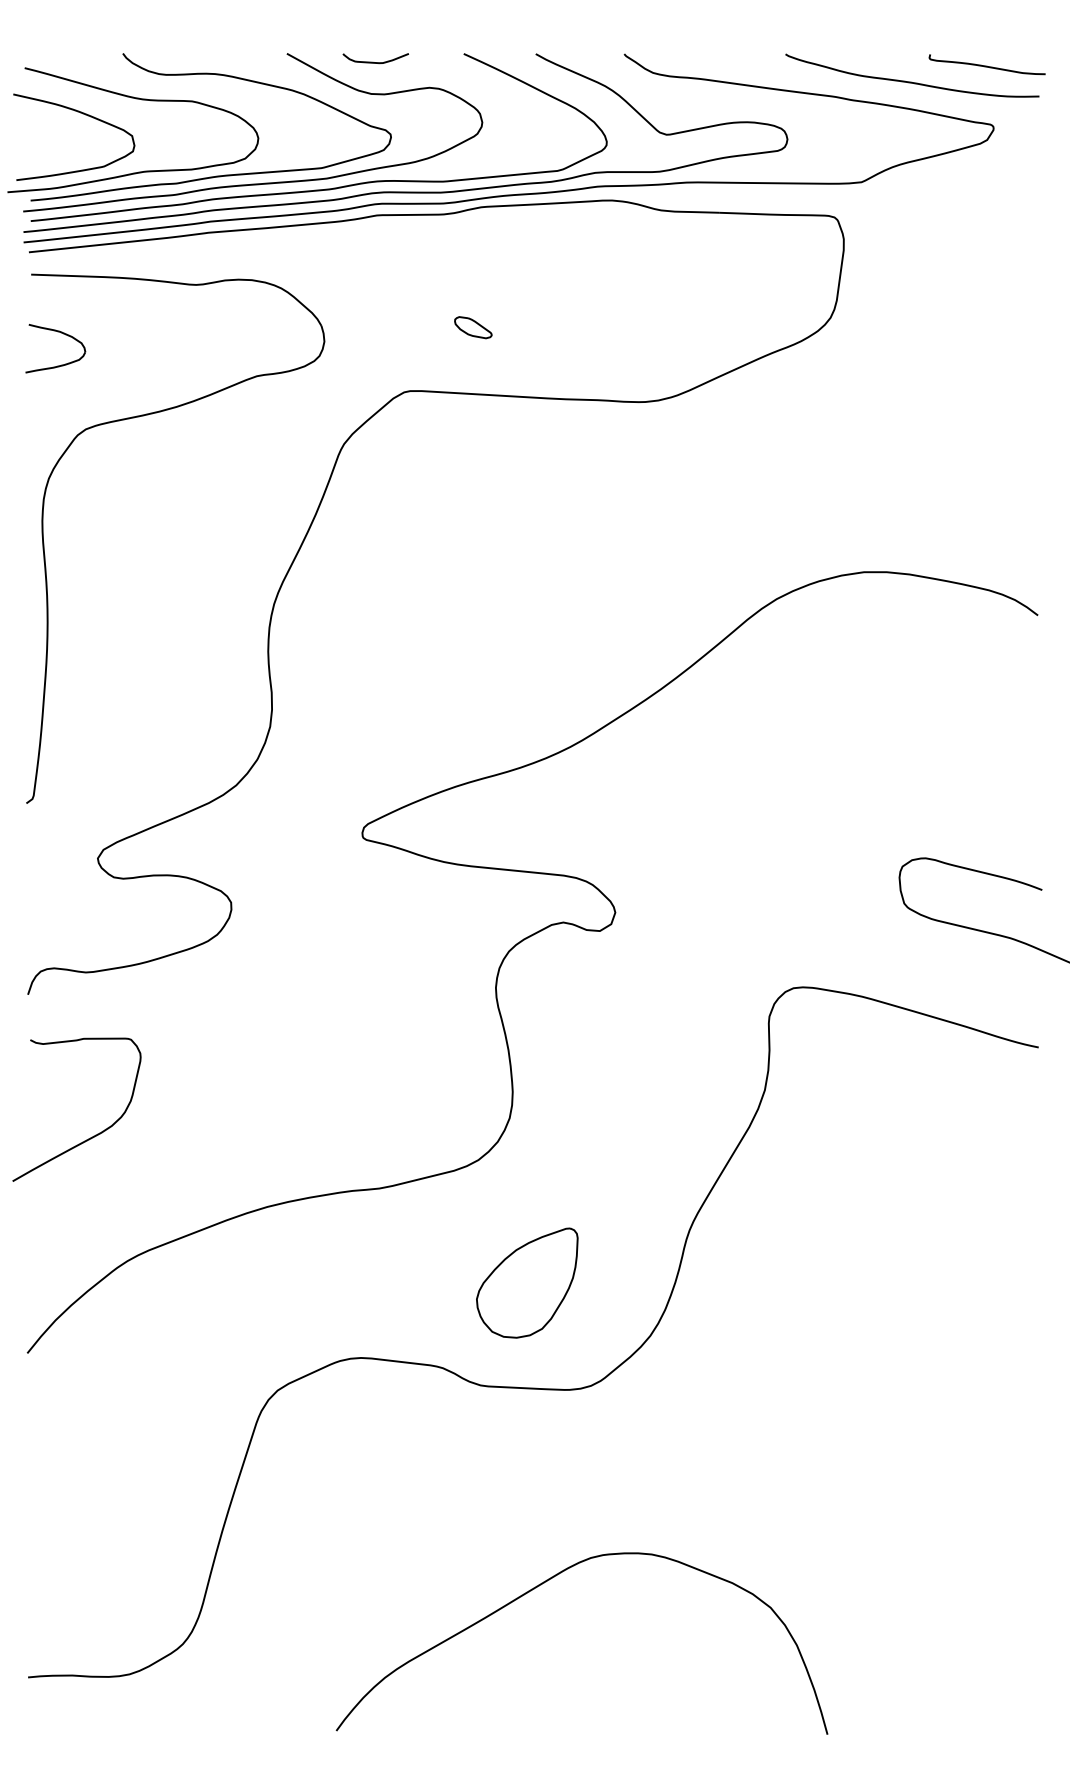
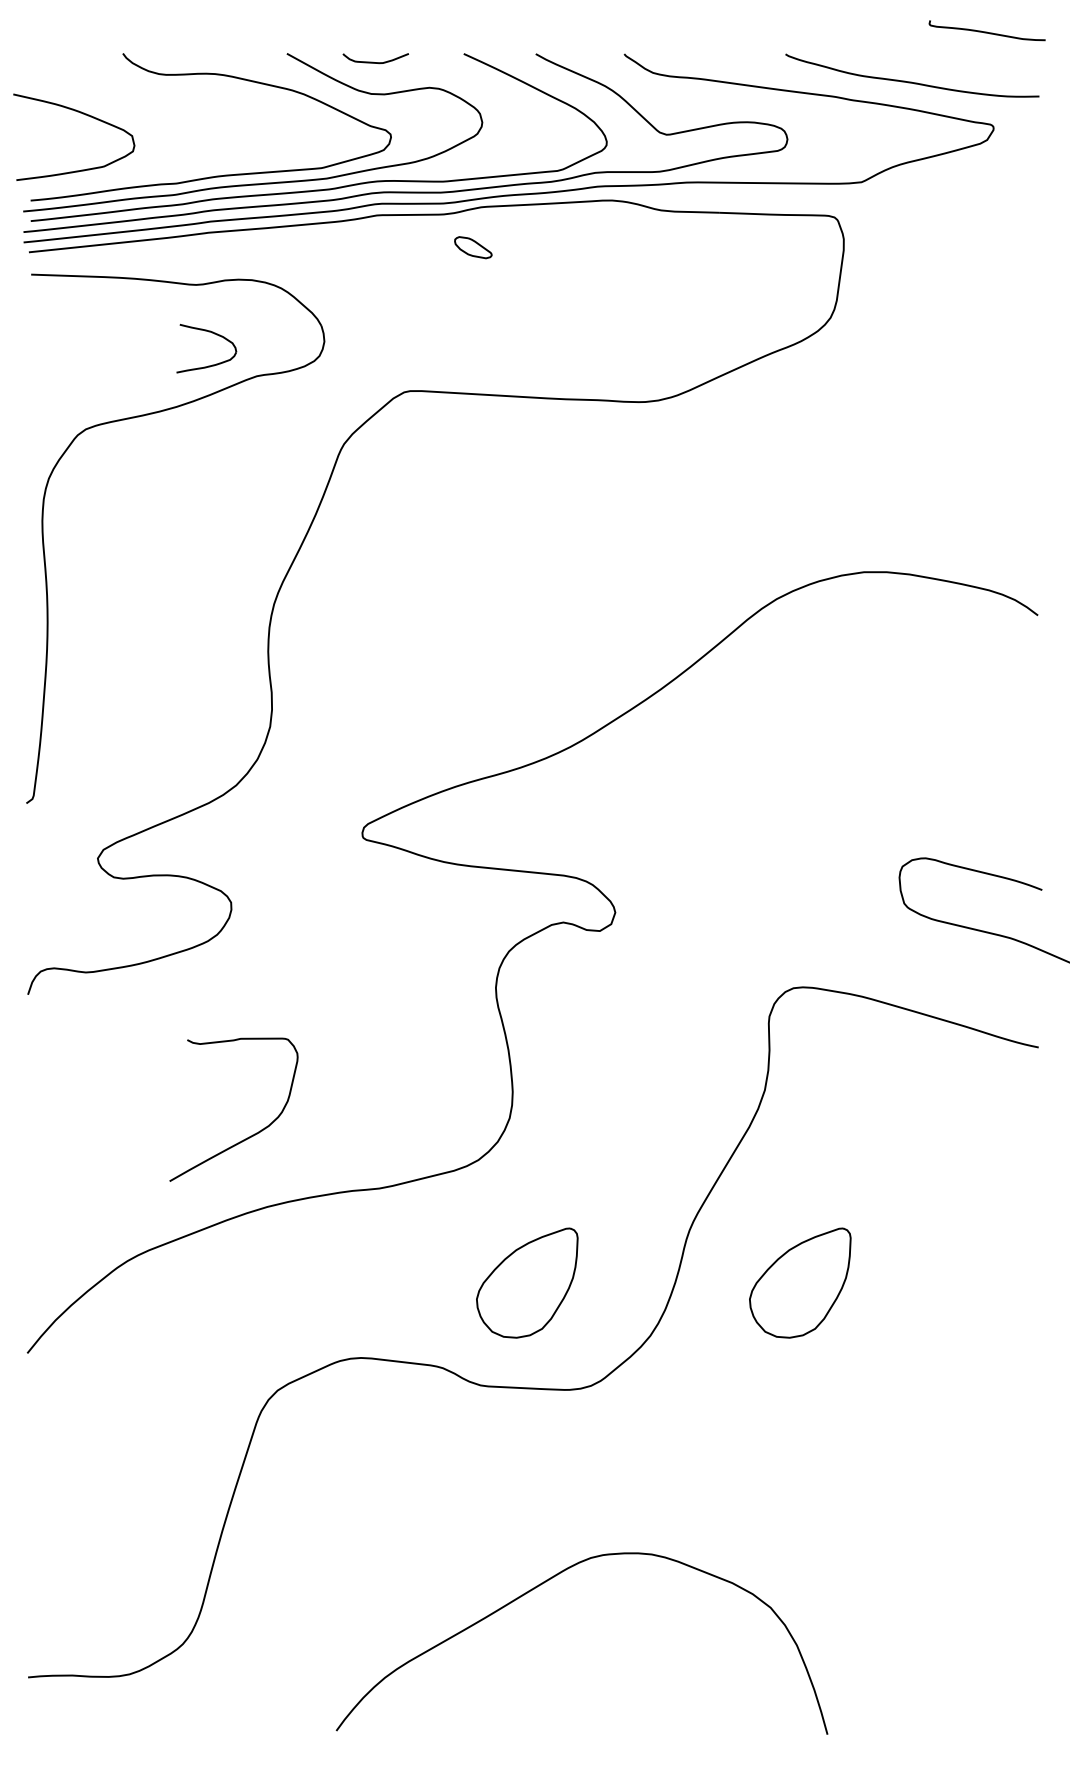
curve position: (986, 65) -> (986, 31) (986, 31)
curve: present -> none (141, 100)
part position: (473, 327) -> (473, 247) (473, 247)
part position: (57, 332) -> (208, 332) (208, 332)
curve position: (93, 1135) -> (250, 1135) (250, 1135)
part: none -> present (800, 1282)
